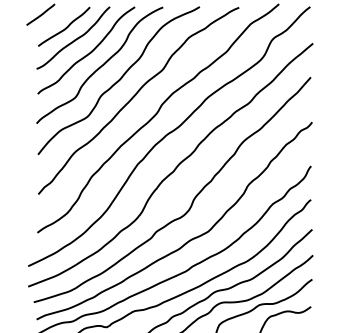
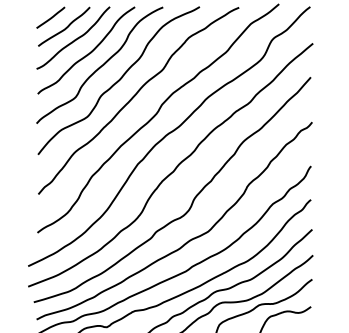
line position: (40, 14) -> (50, 17) (50, 17)
